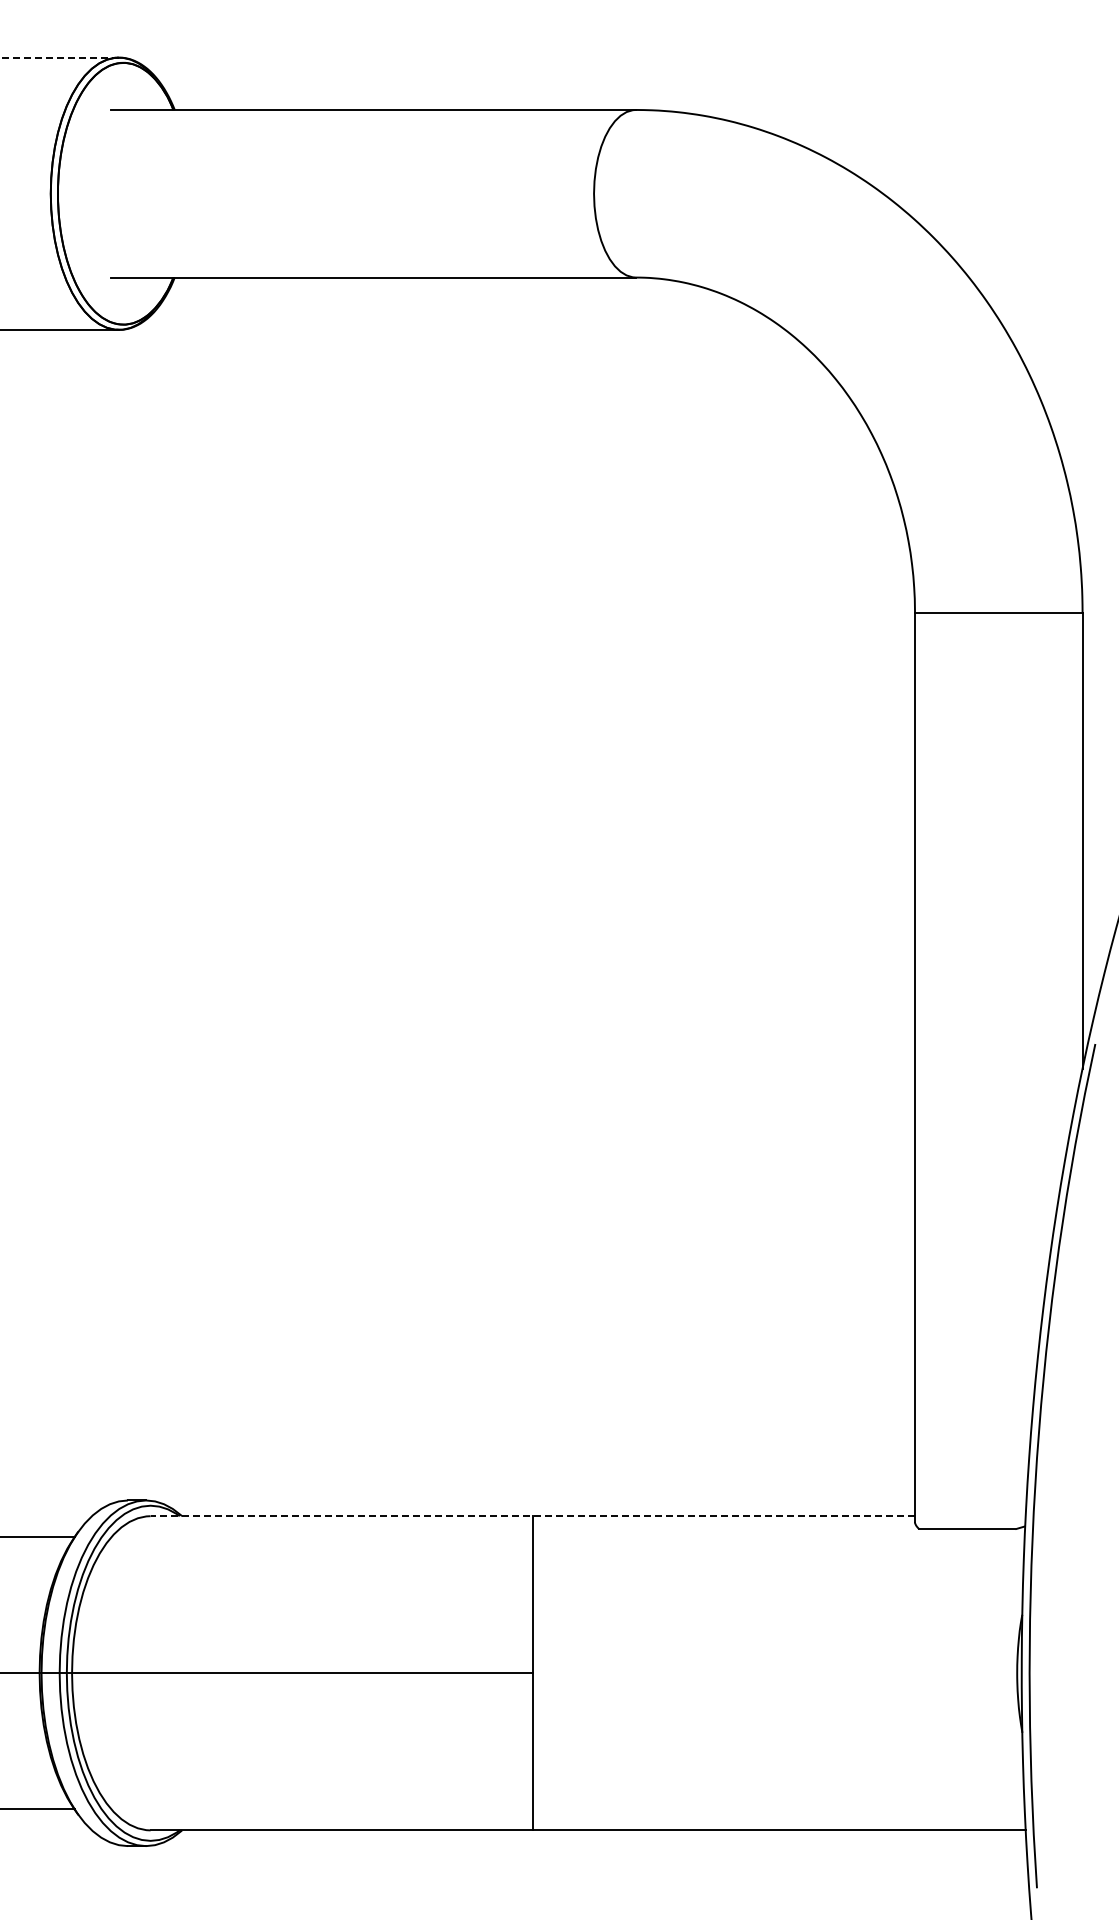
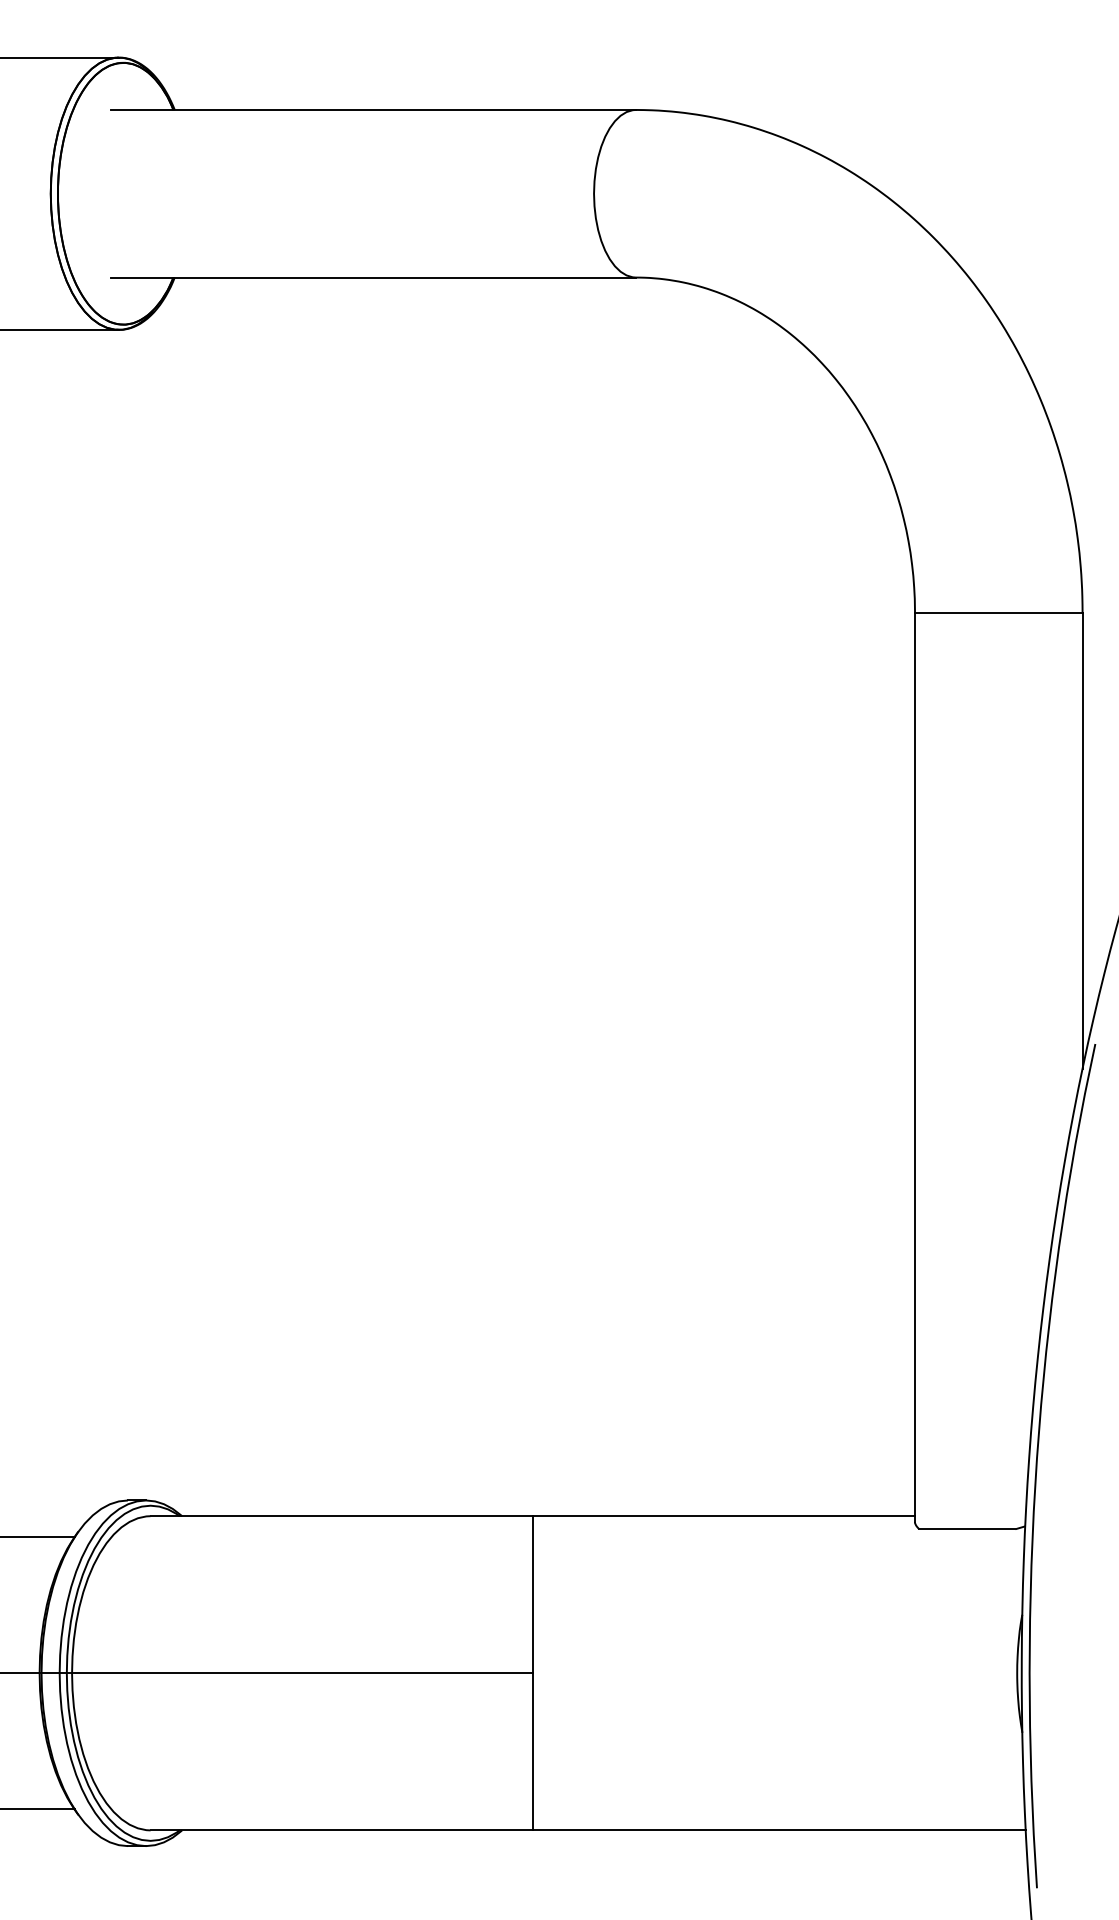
line: dashed -> solid (59, 57)
line: dashed -> solid (532, 1516)
